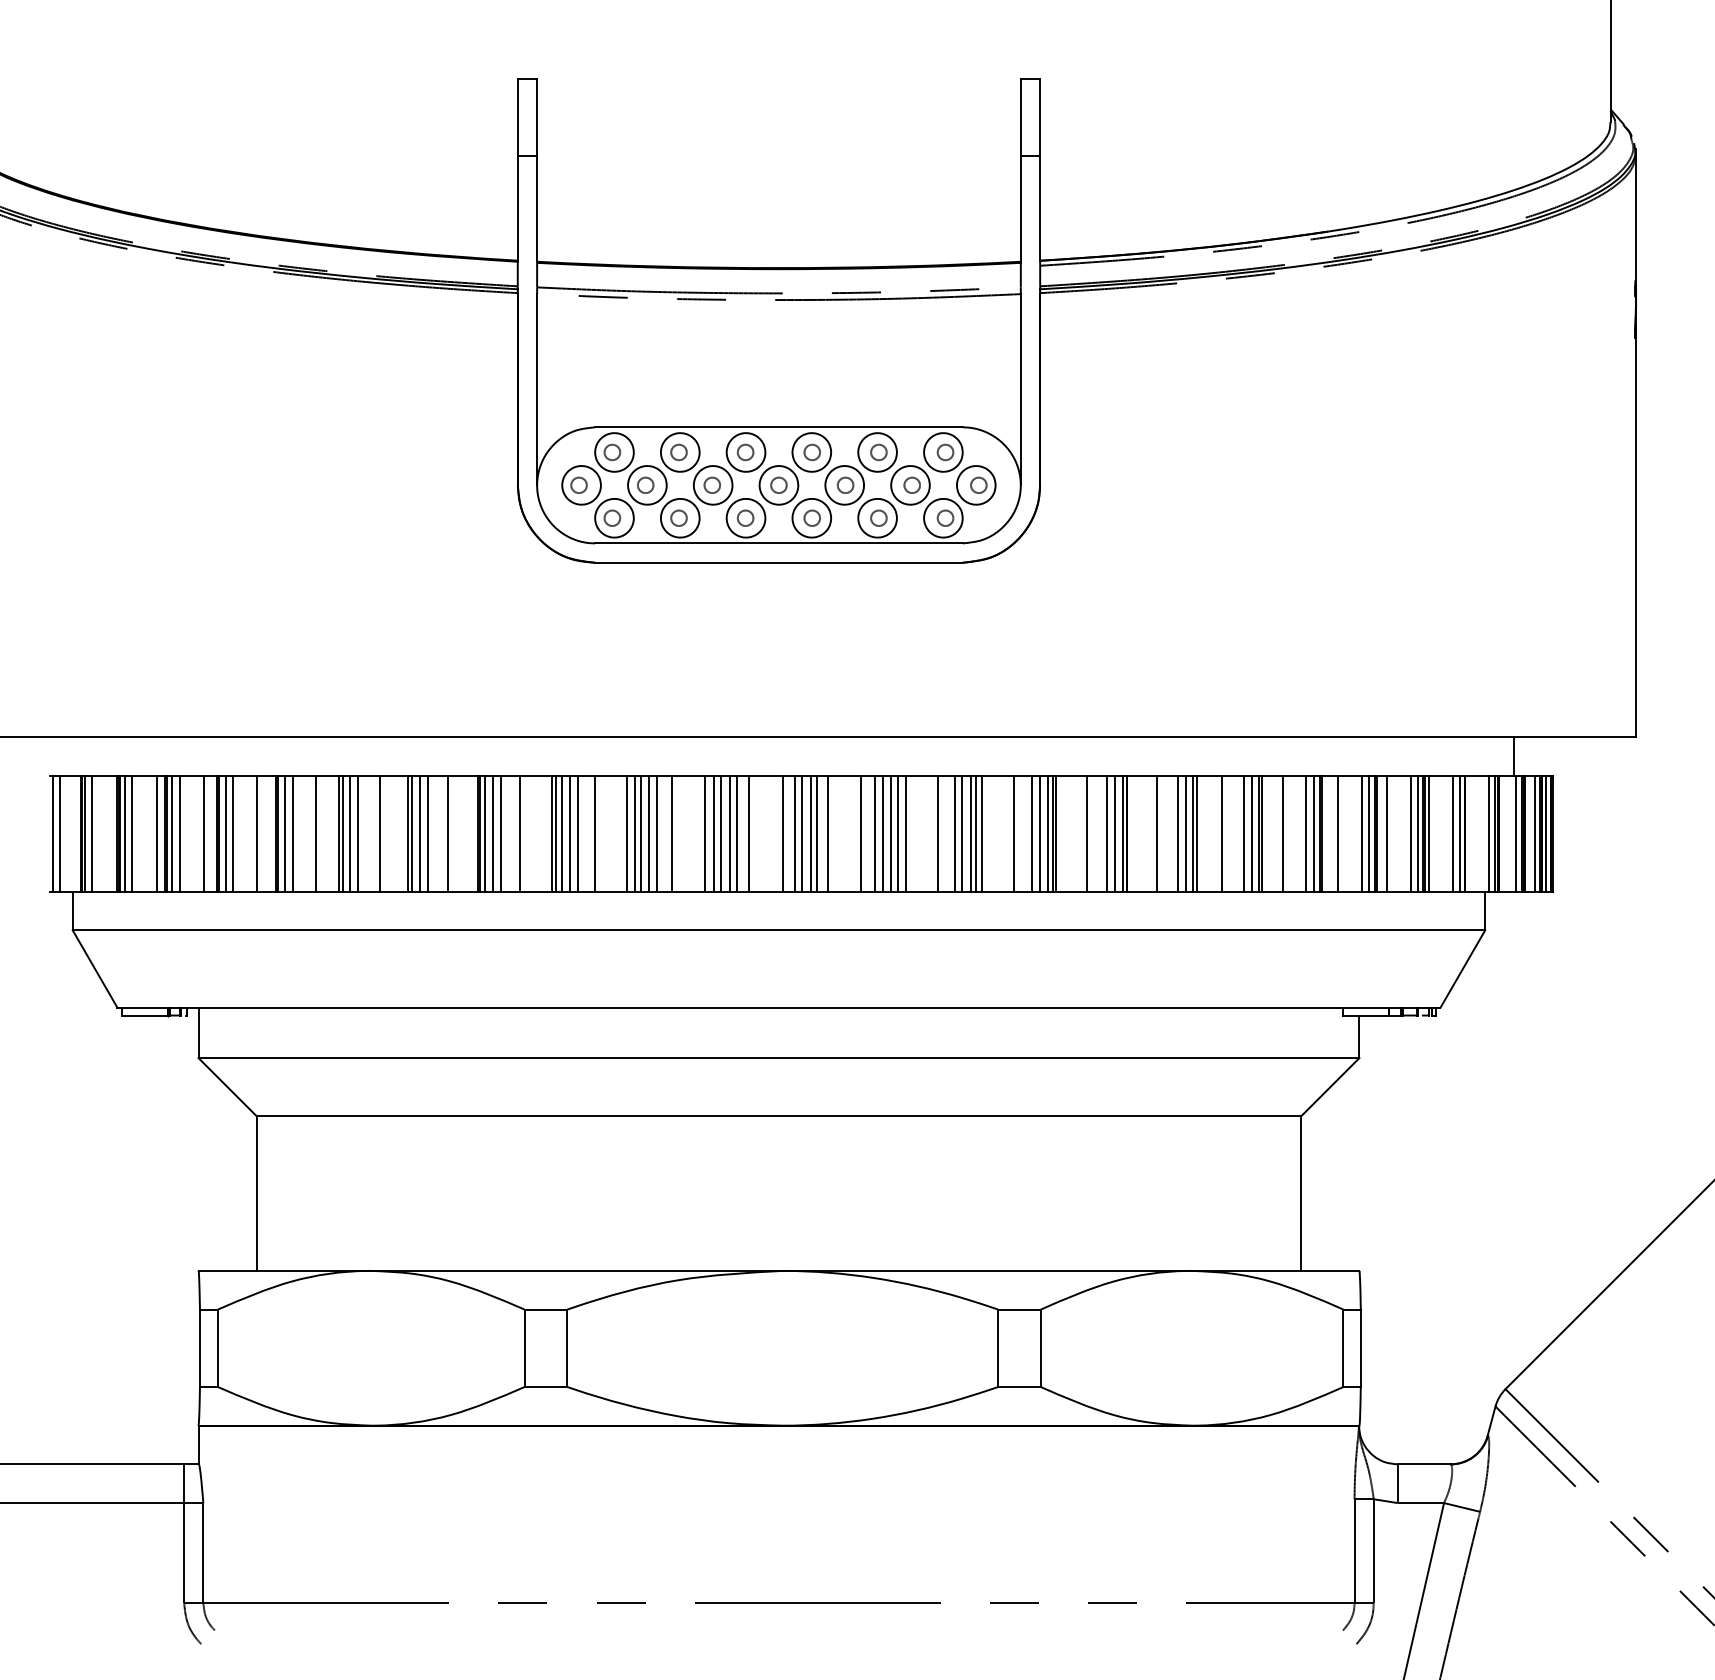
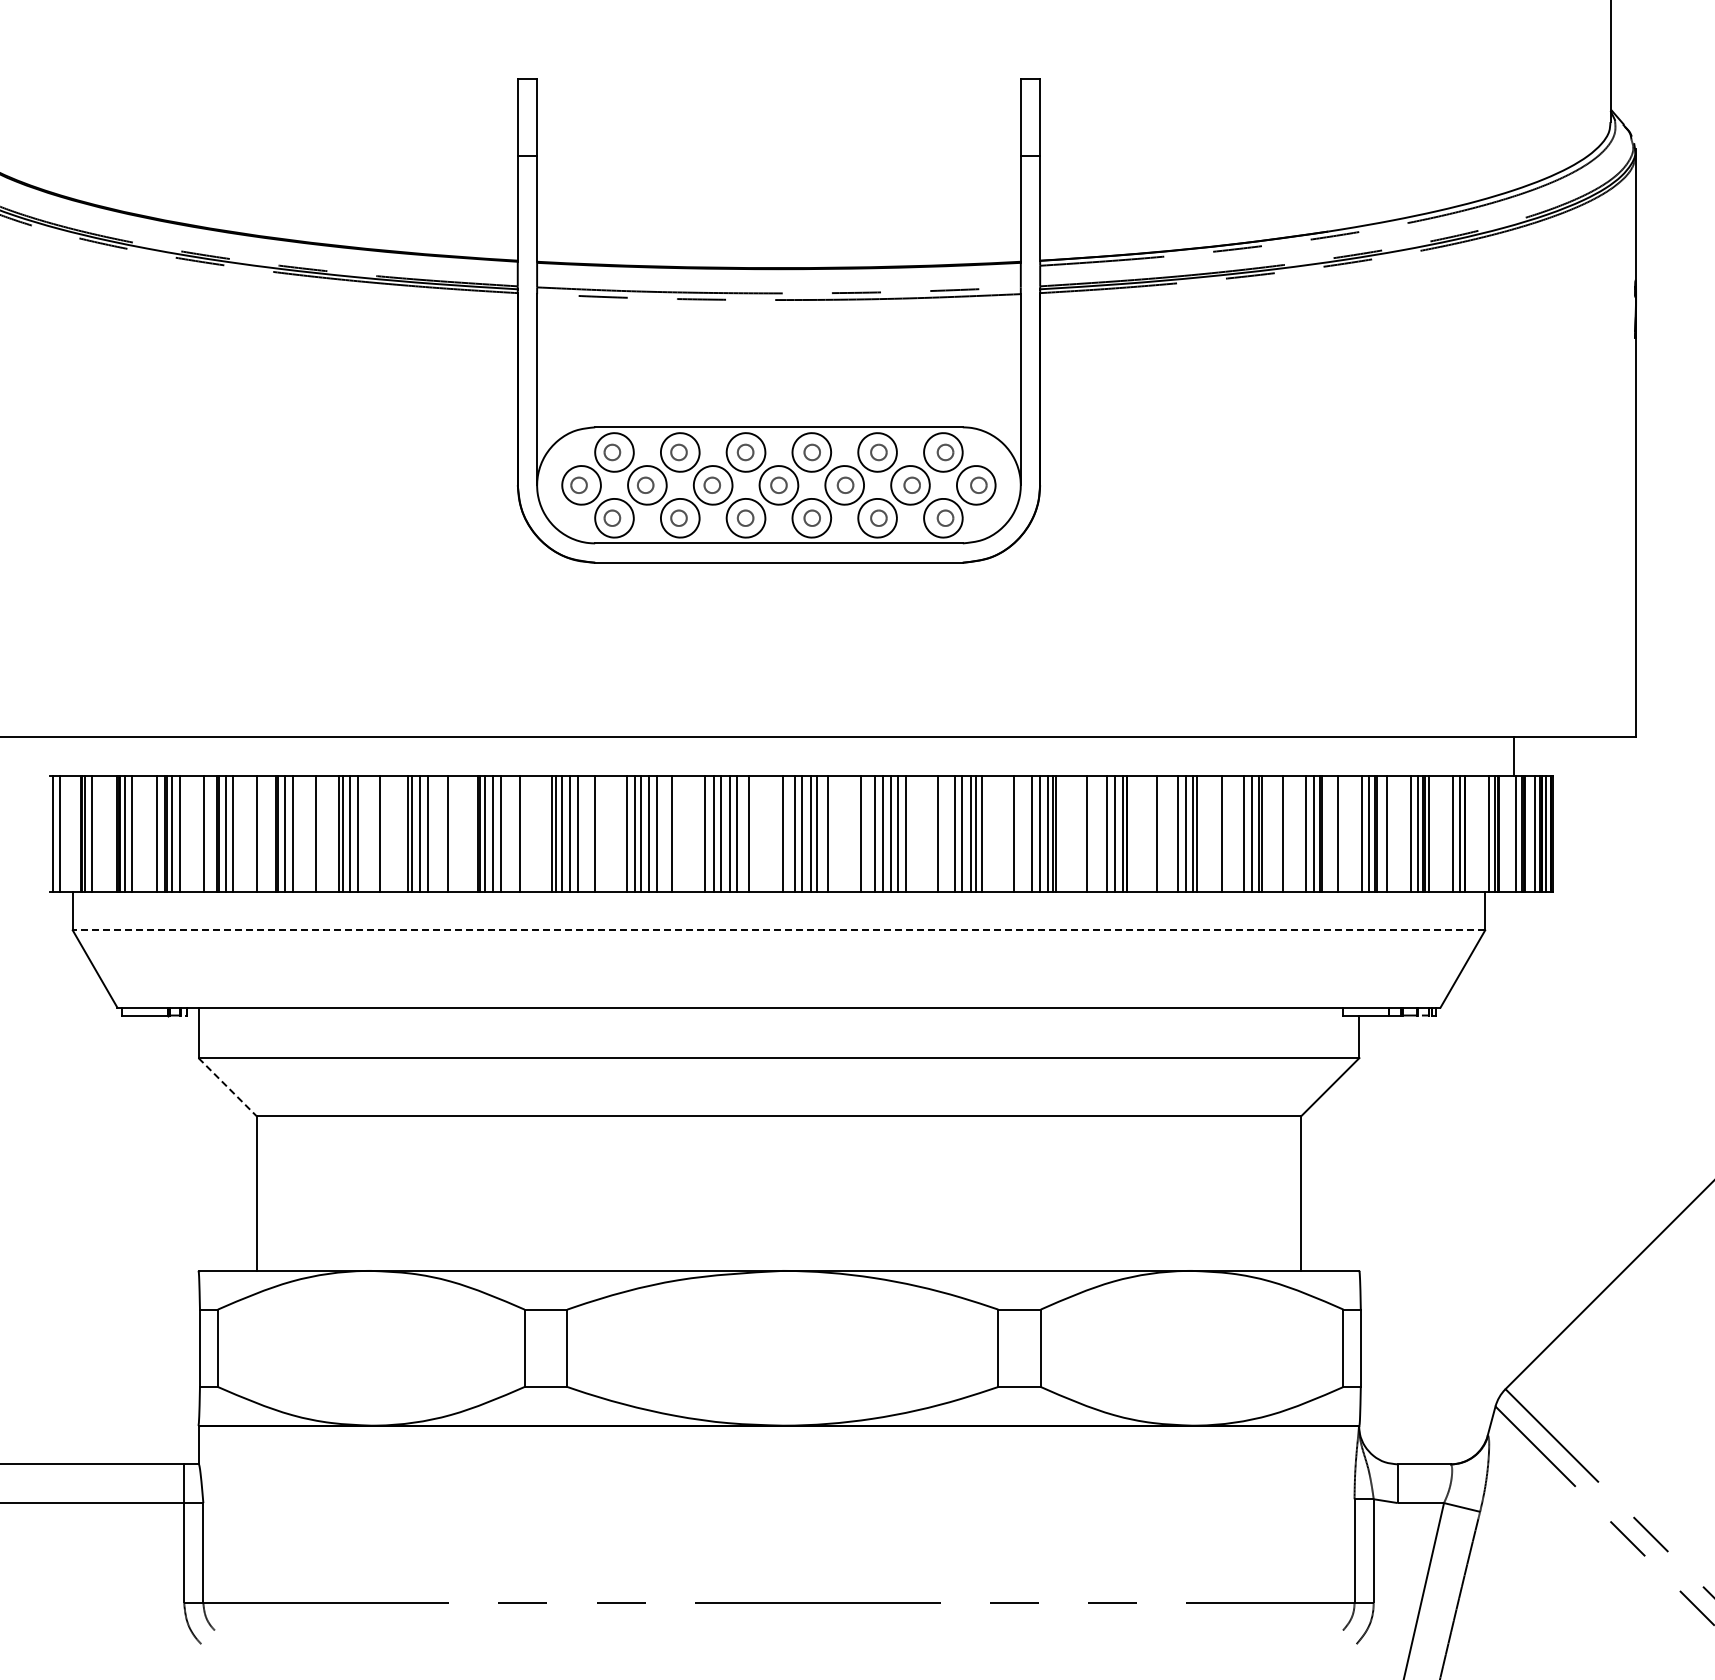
line: solid -> dashed (778, 930)
line: solid -> dashed (227, 1087)
